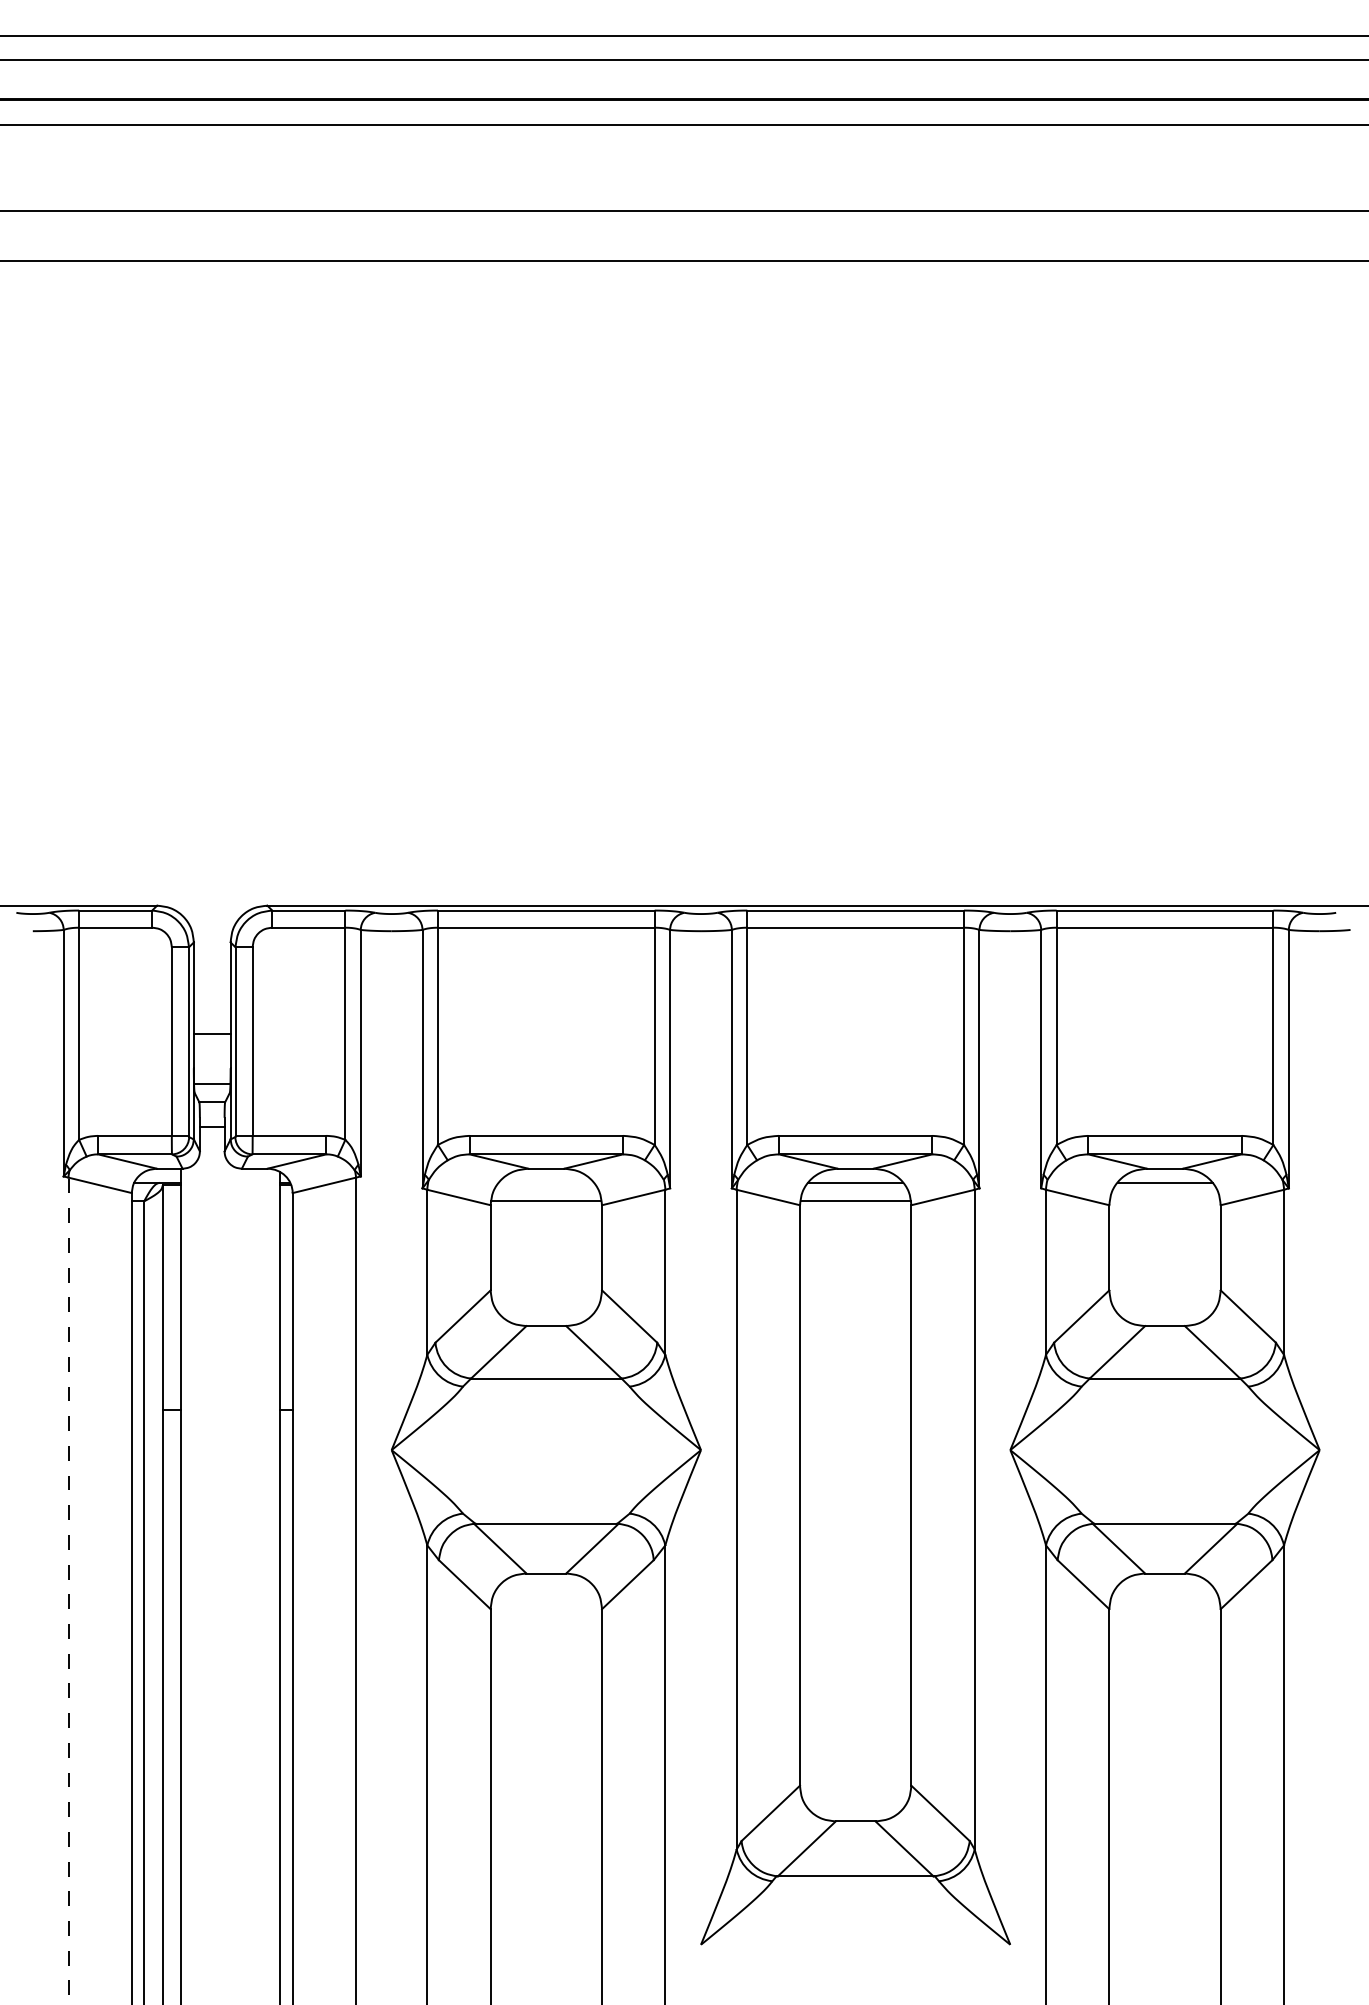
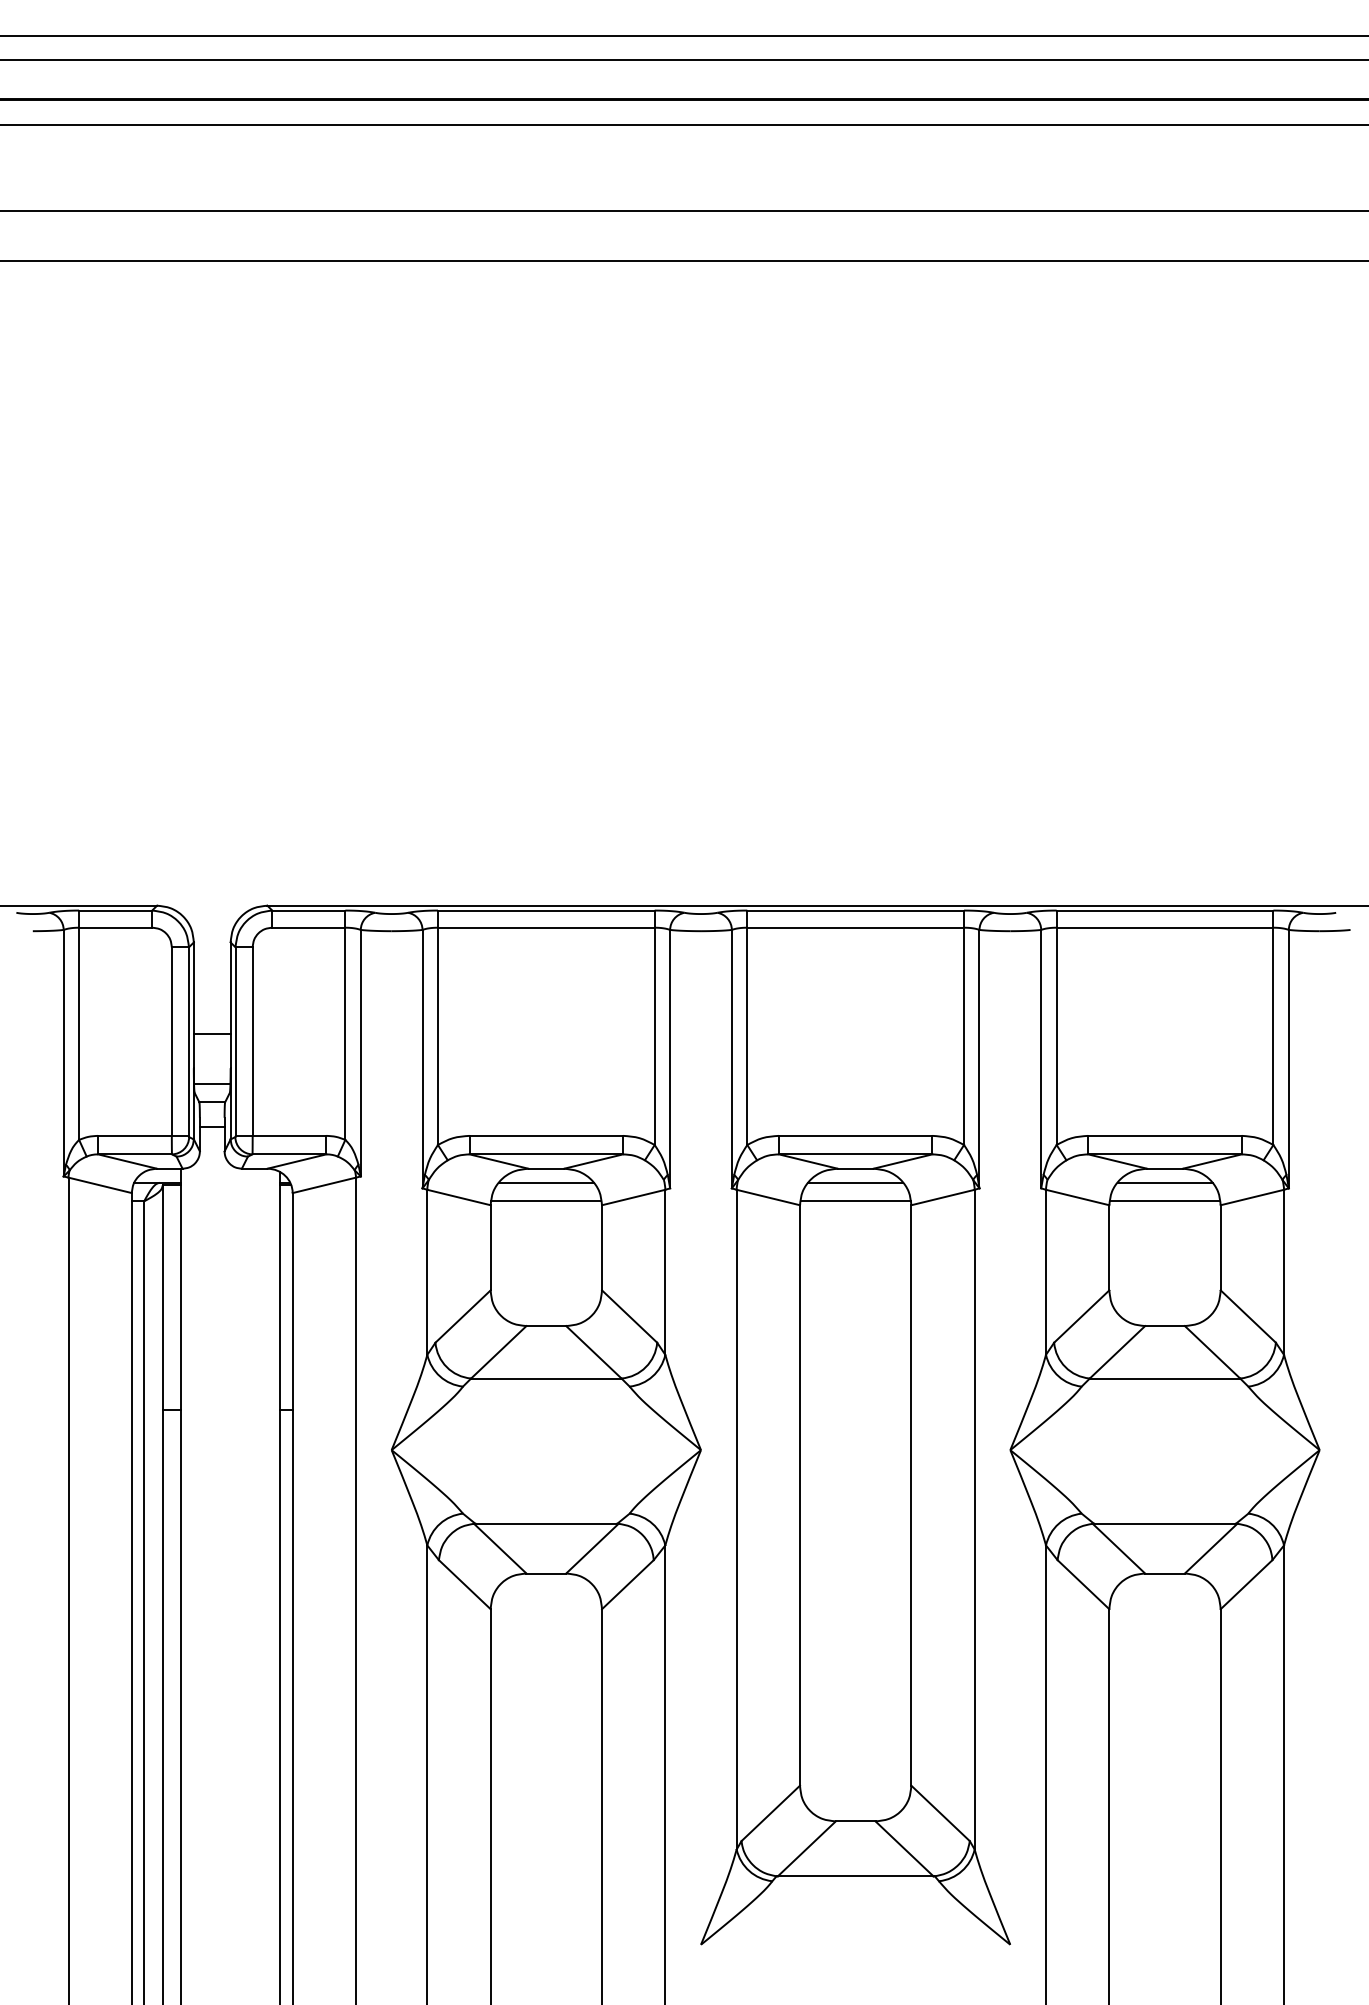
line: none -> present (545, 1182)
line: none -> present (1164, 1201)
line: dashed -> solid (68, 1590)
